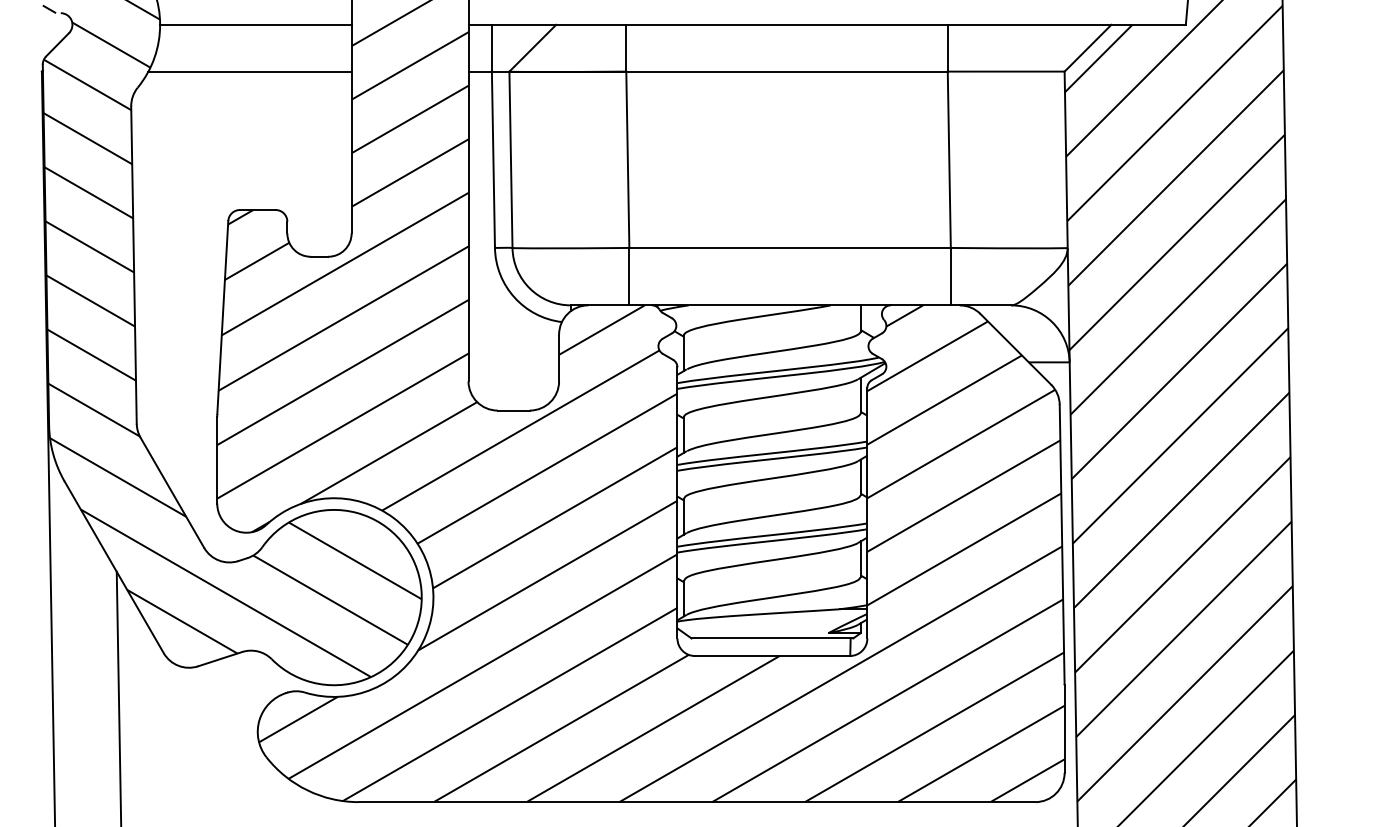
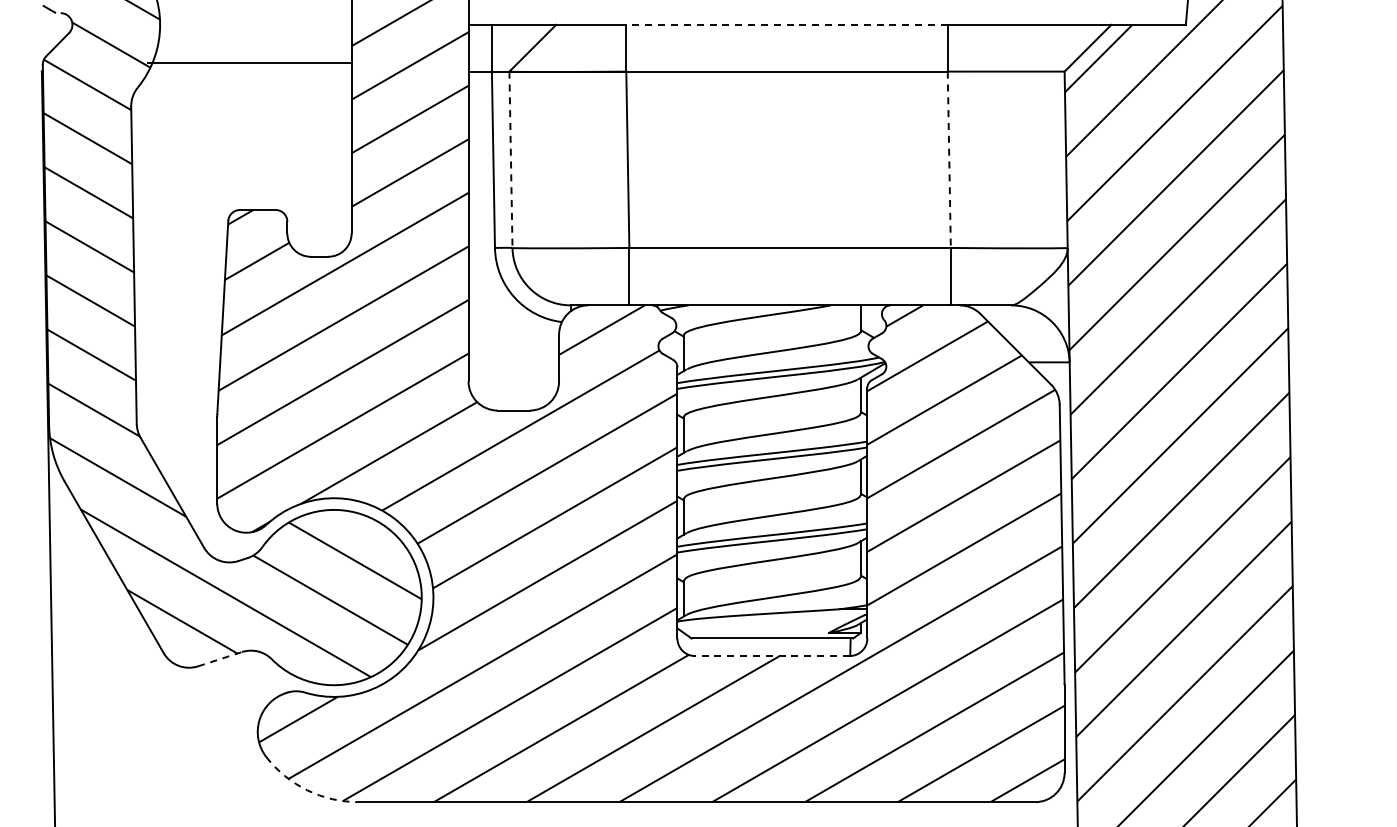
line: present -> none (255, 24)
line: solid -> dashed (787, 24)
line position: (249, 71) -> (249, 62) (249, 62)
line: solid -> dashed (510, 160)
line: solid -> dashed (949, 160)
line: solid -> dashed (771, 656)
line: solid -> dashed (220, 659)
line: present -> none (118, 697)
arc: solid -> dashed (307, 790)
